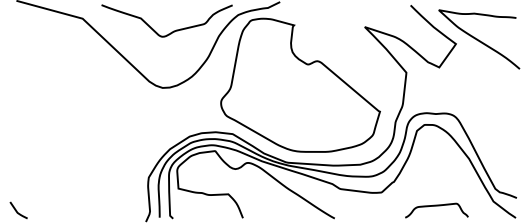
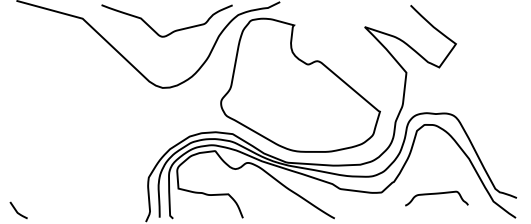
curve: present -> none (478, 39)
curve position: (436, 206) -> (436, 194) (436, 194)
